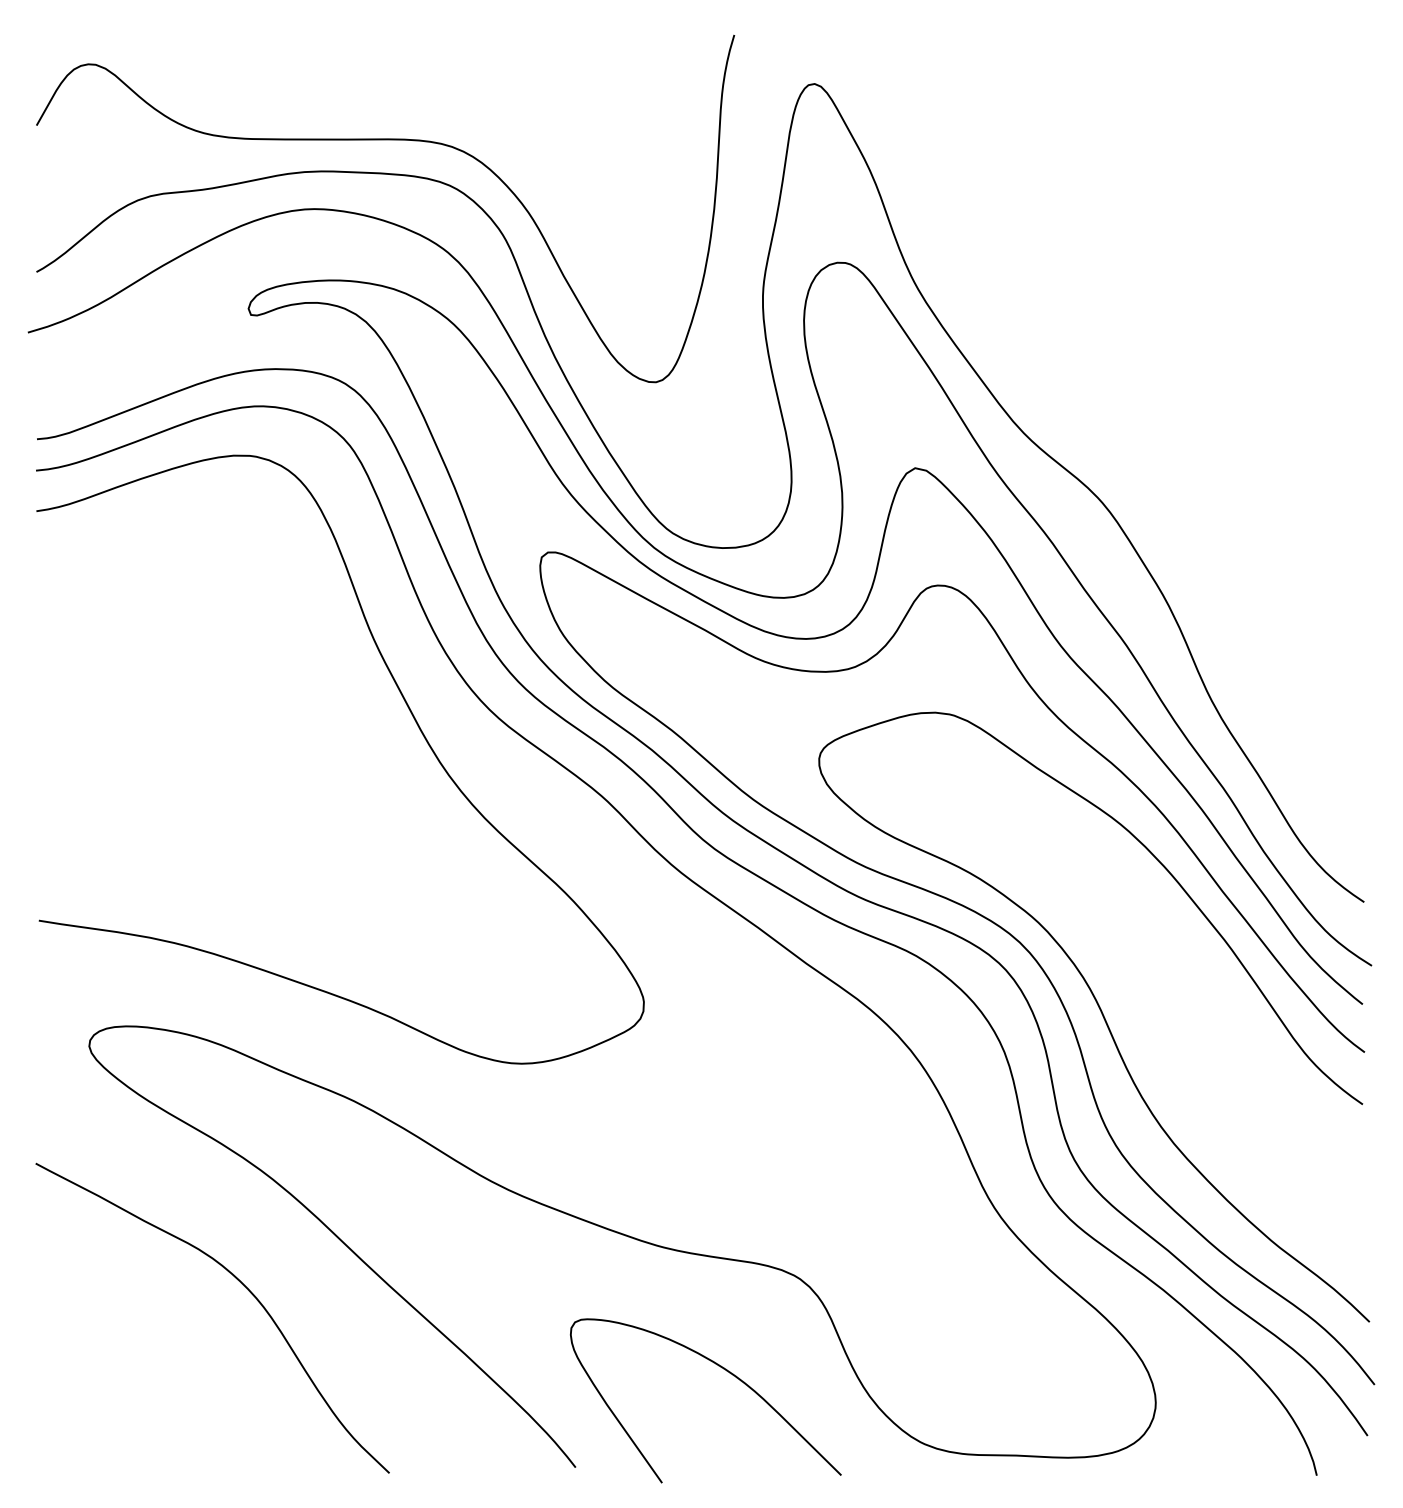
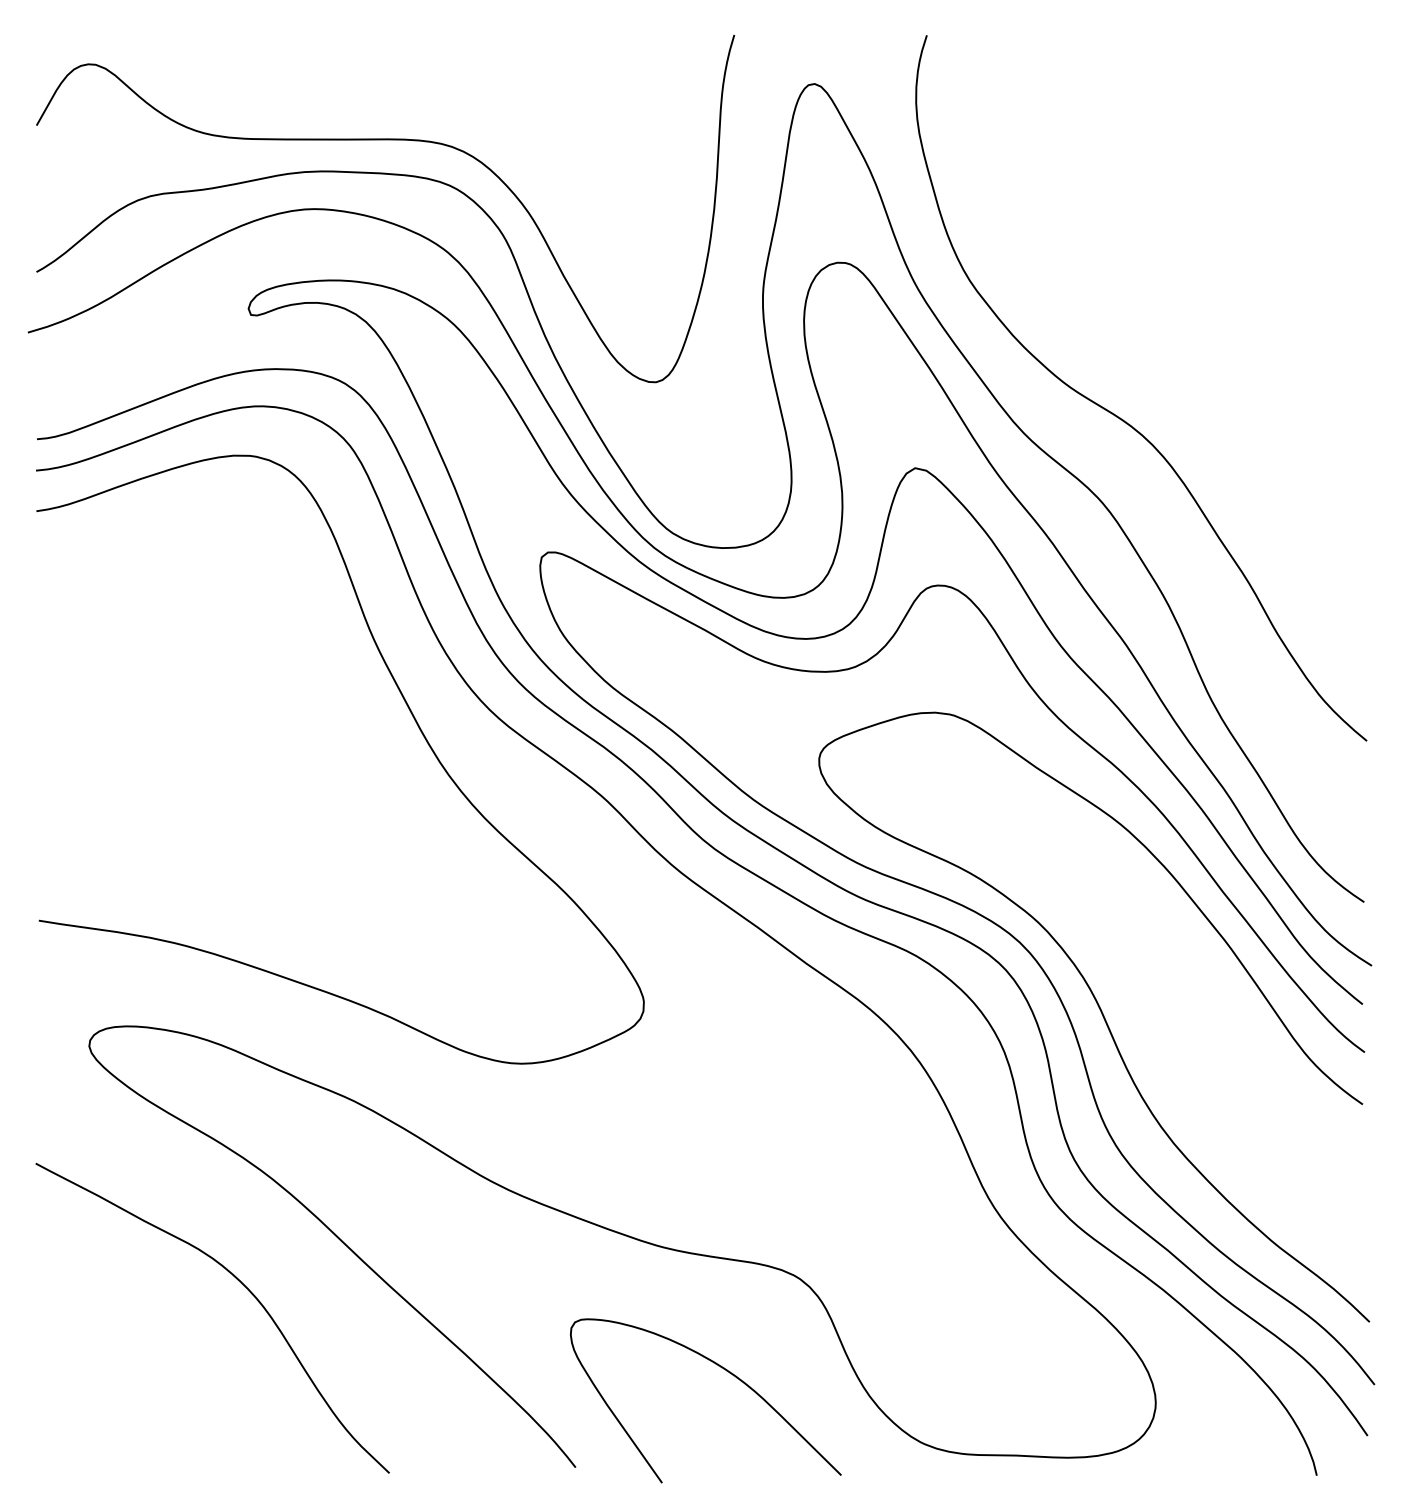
curve: none -> present (1120, 417)
